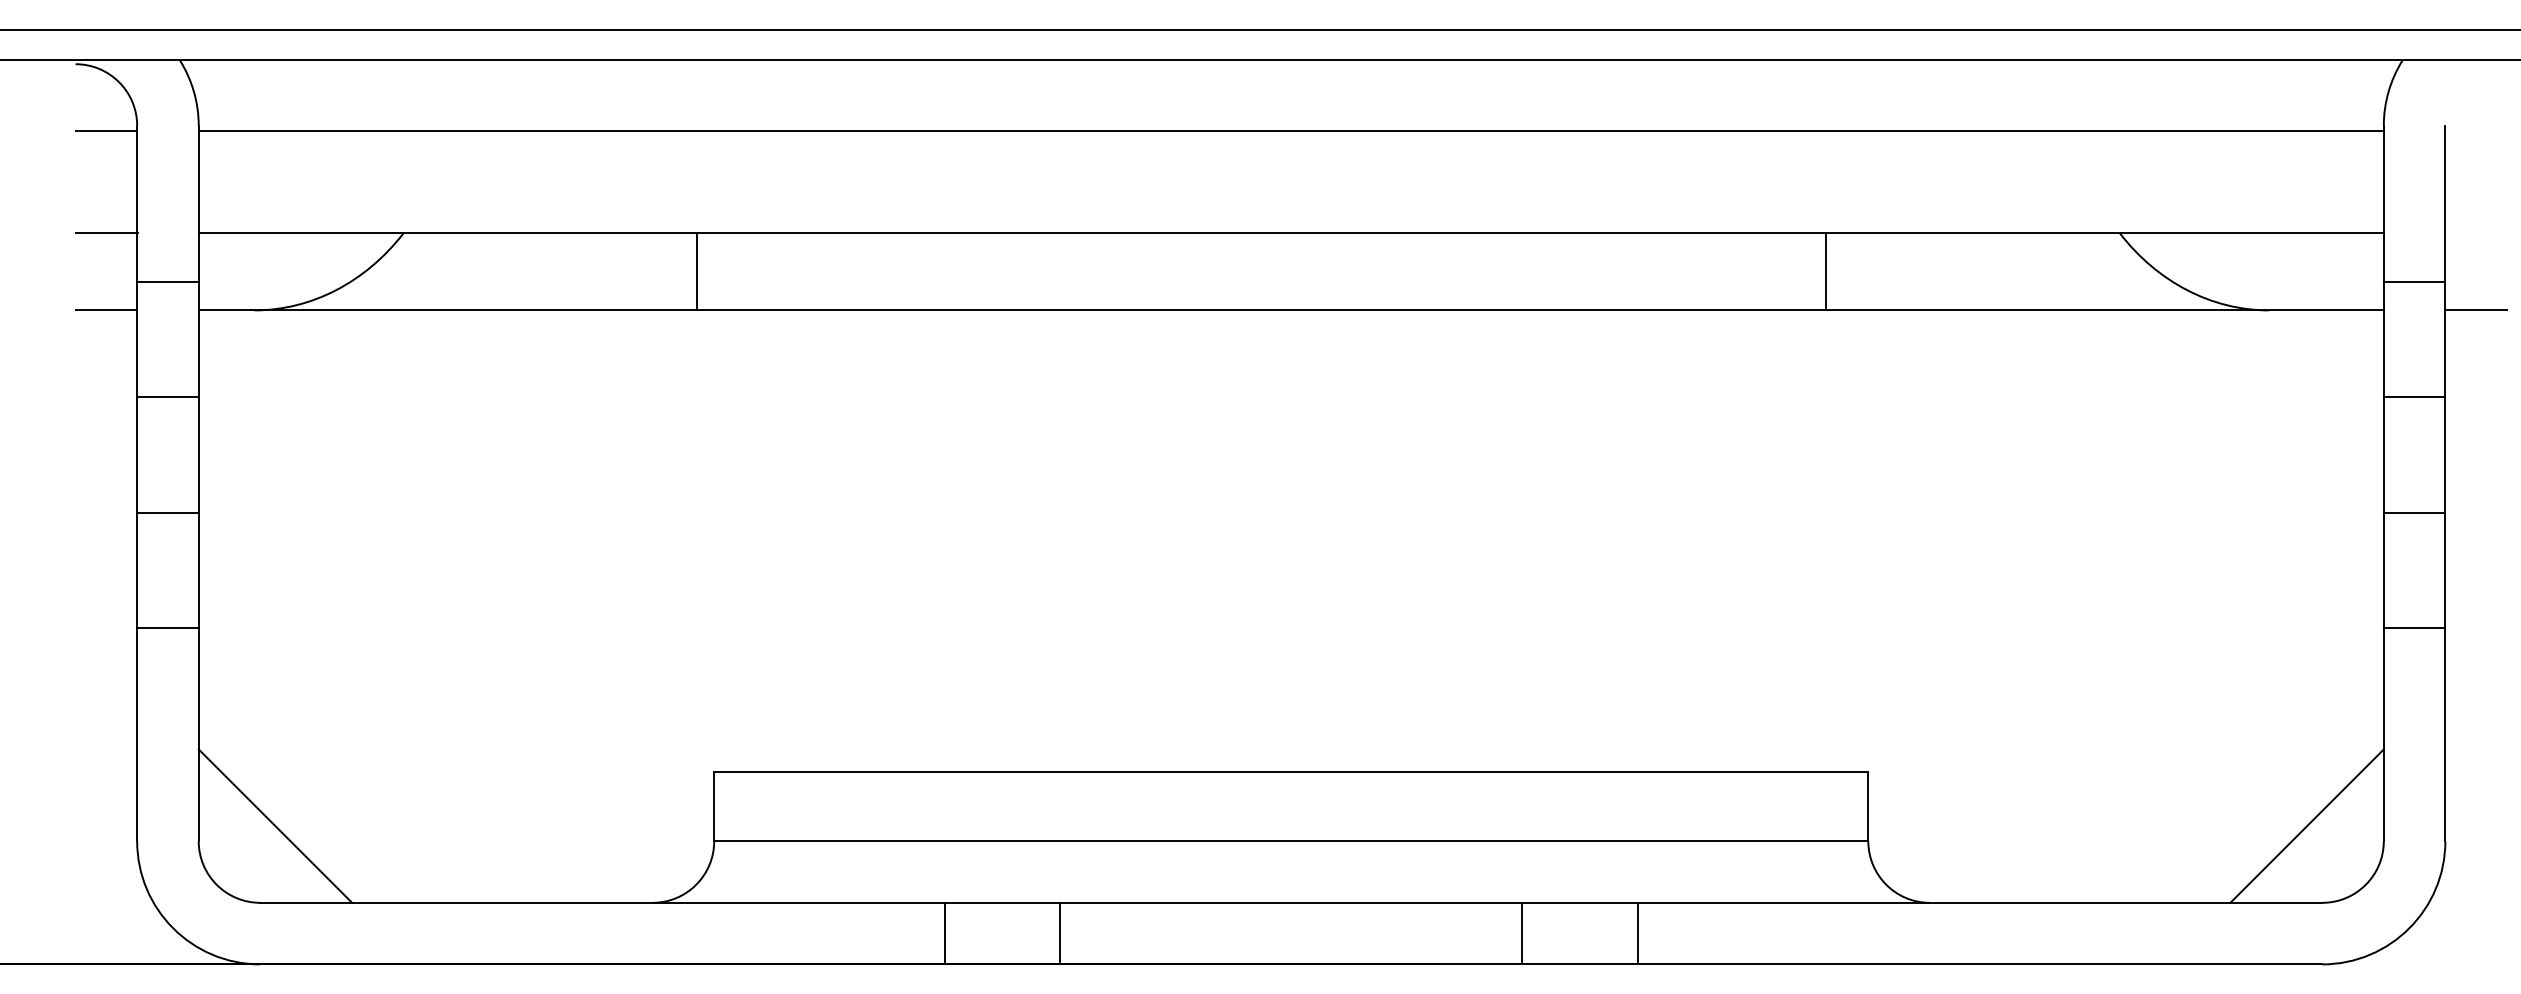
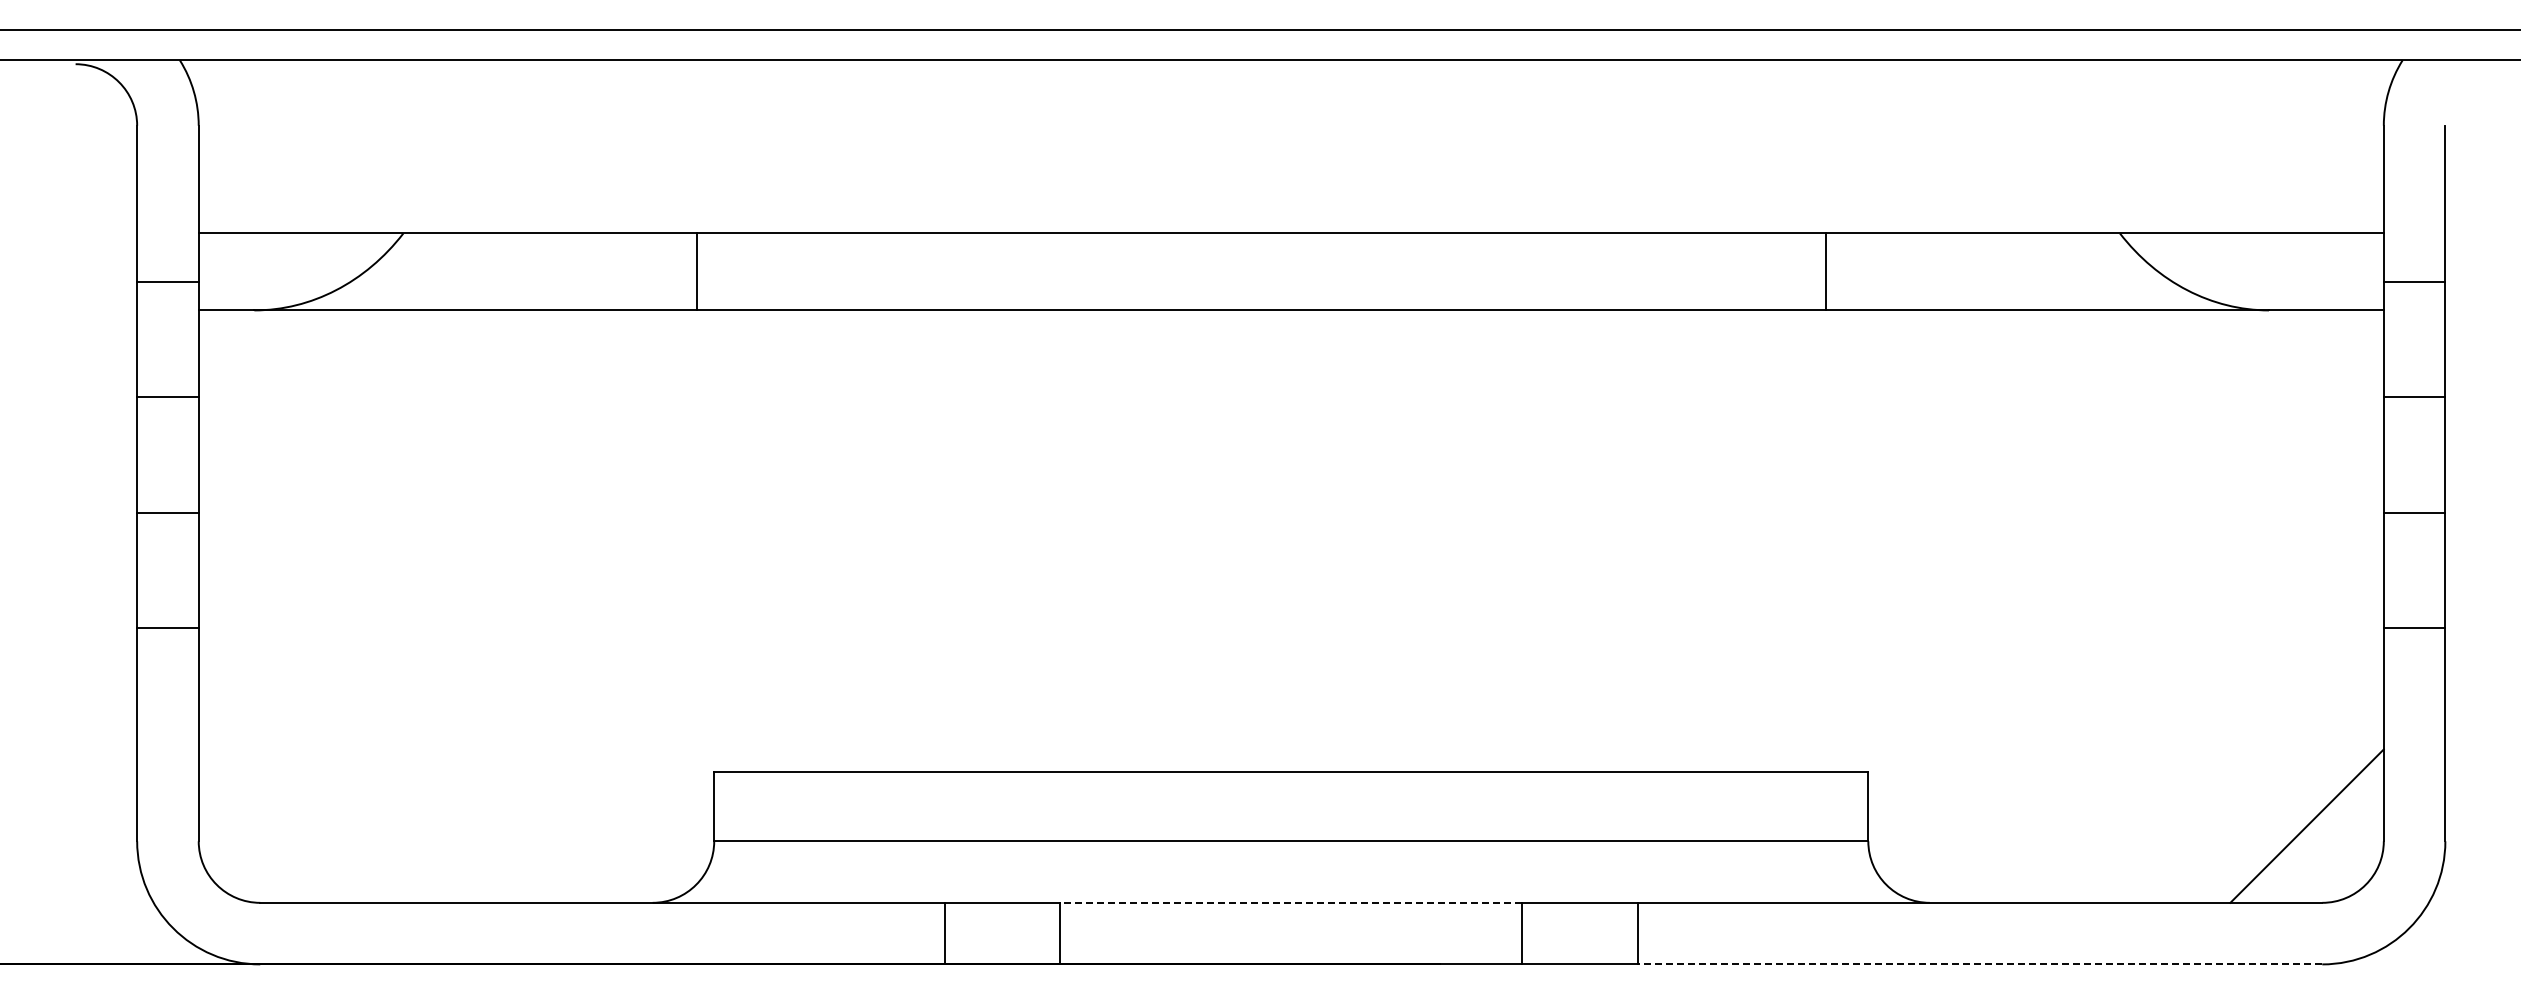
line: present -> none (106, 130)
line: present -> none (1291, 130)
line: present -> none (106, 233)
line: present -> none (106, 310)
line: present -> none (2475, 310)
line: present -> none (275, 825)
line: solid -> dashed (1291, 902)
line: solid -> dashed (1979, 964)
